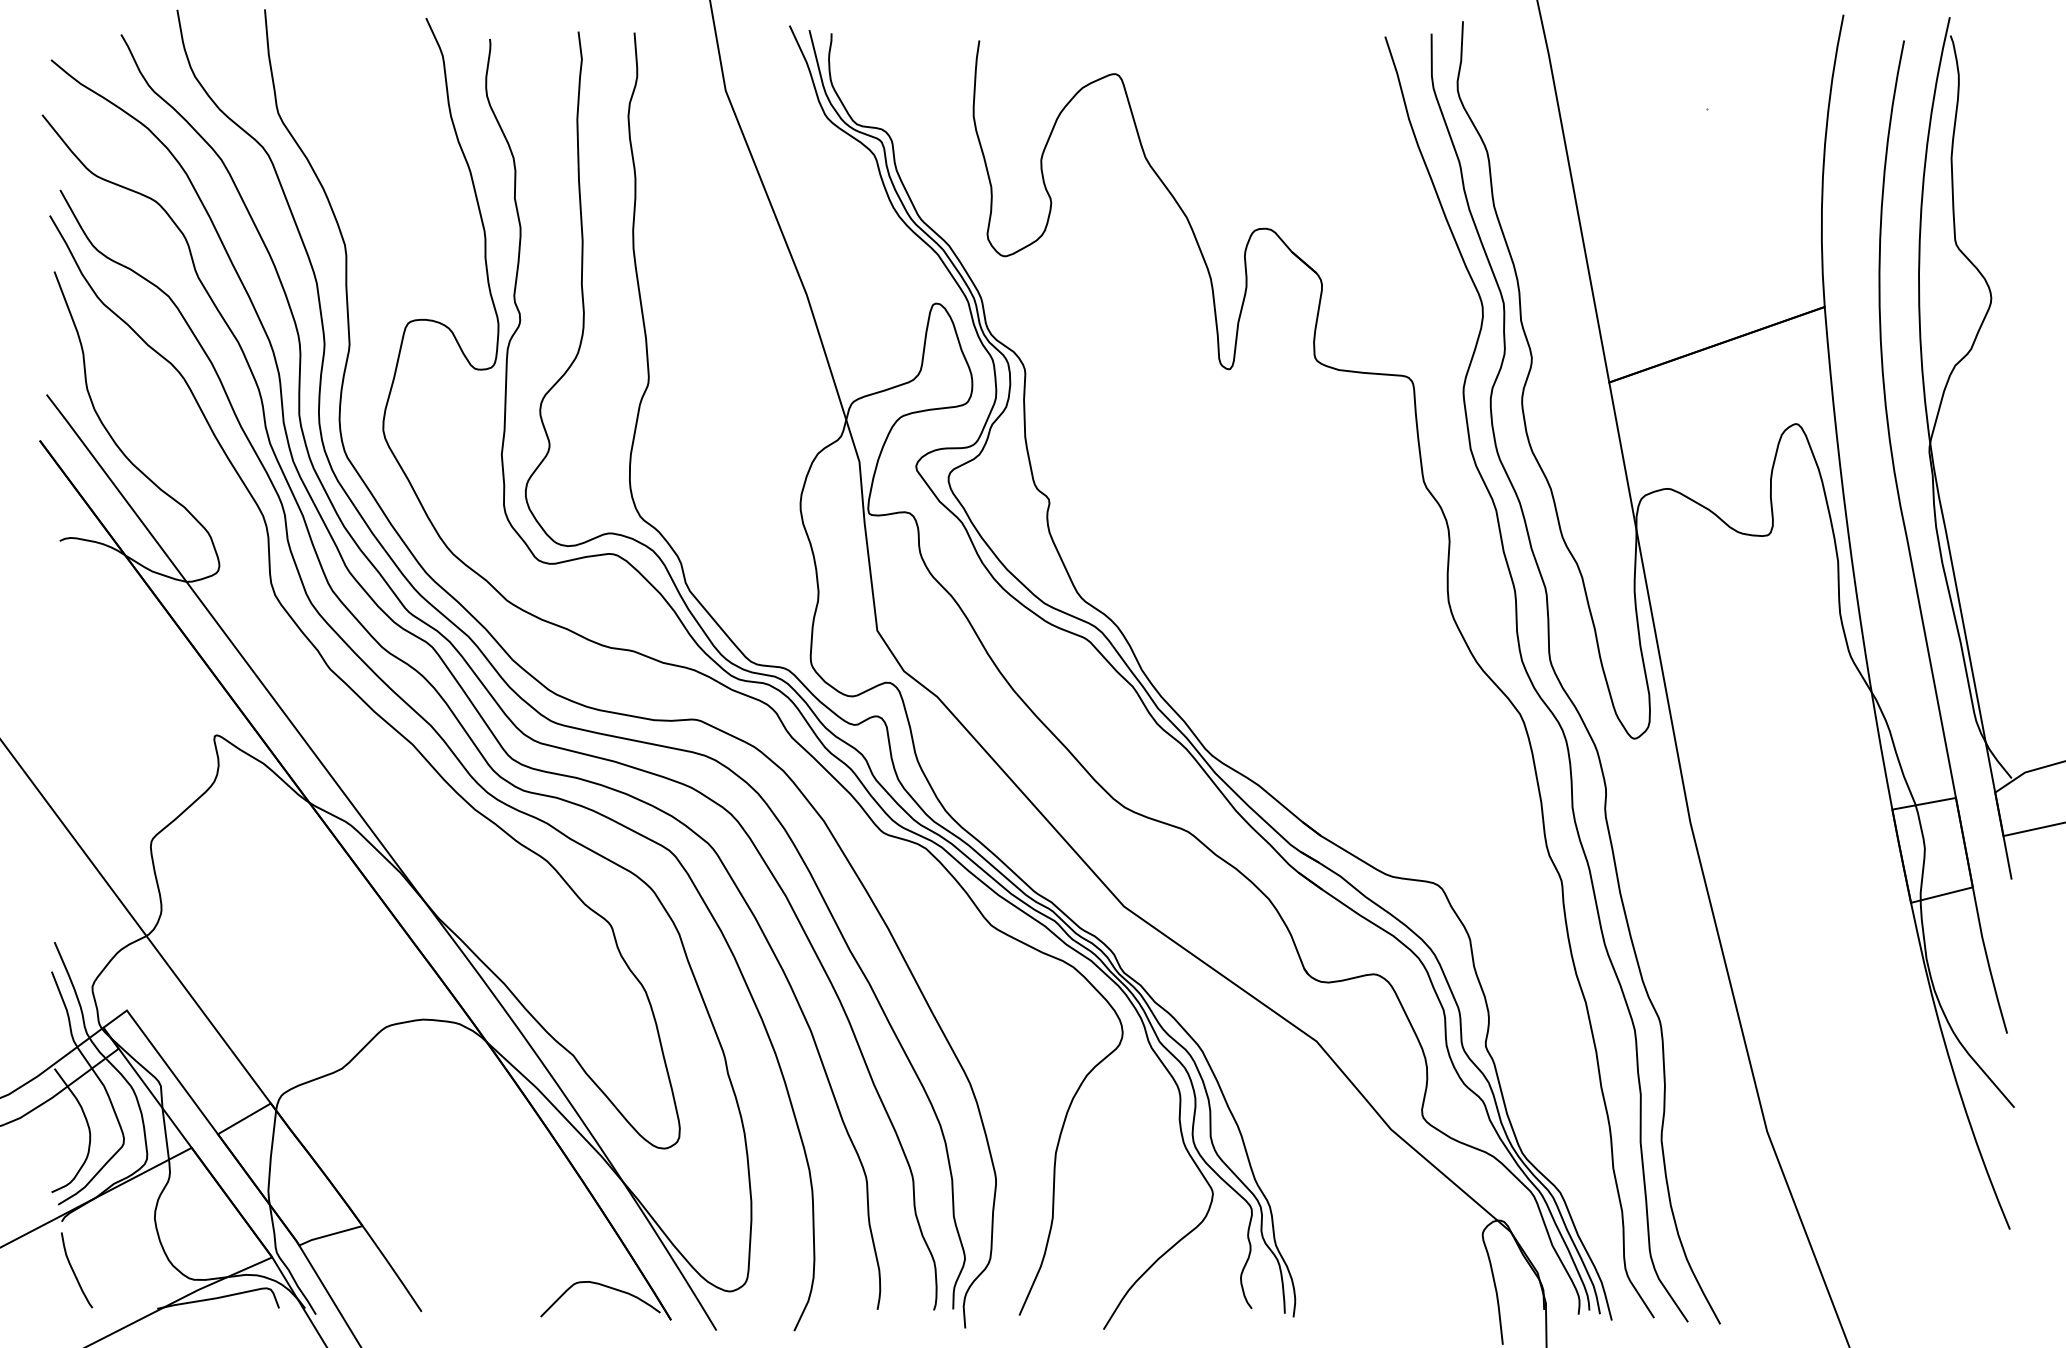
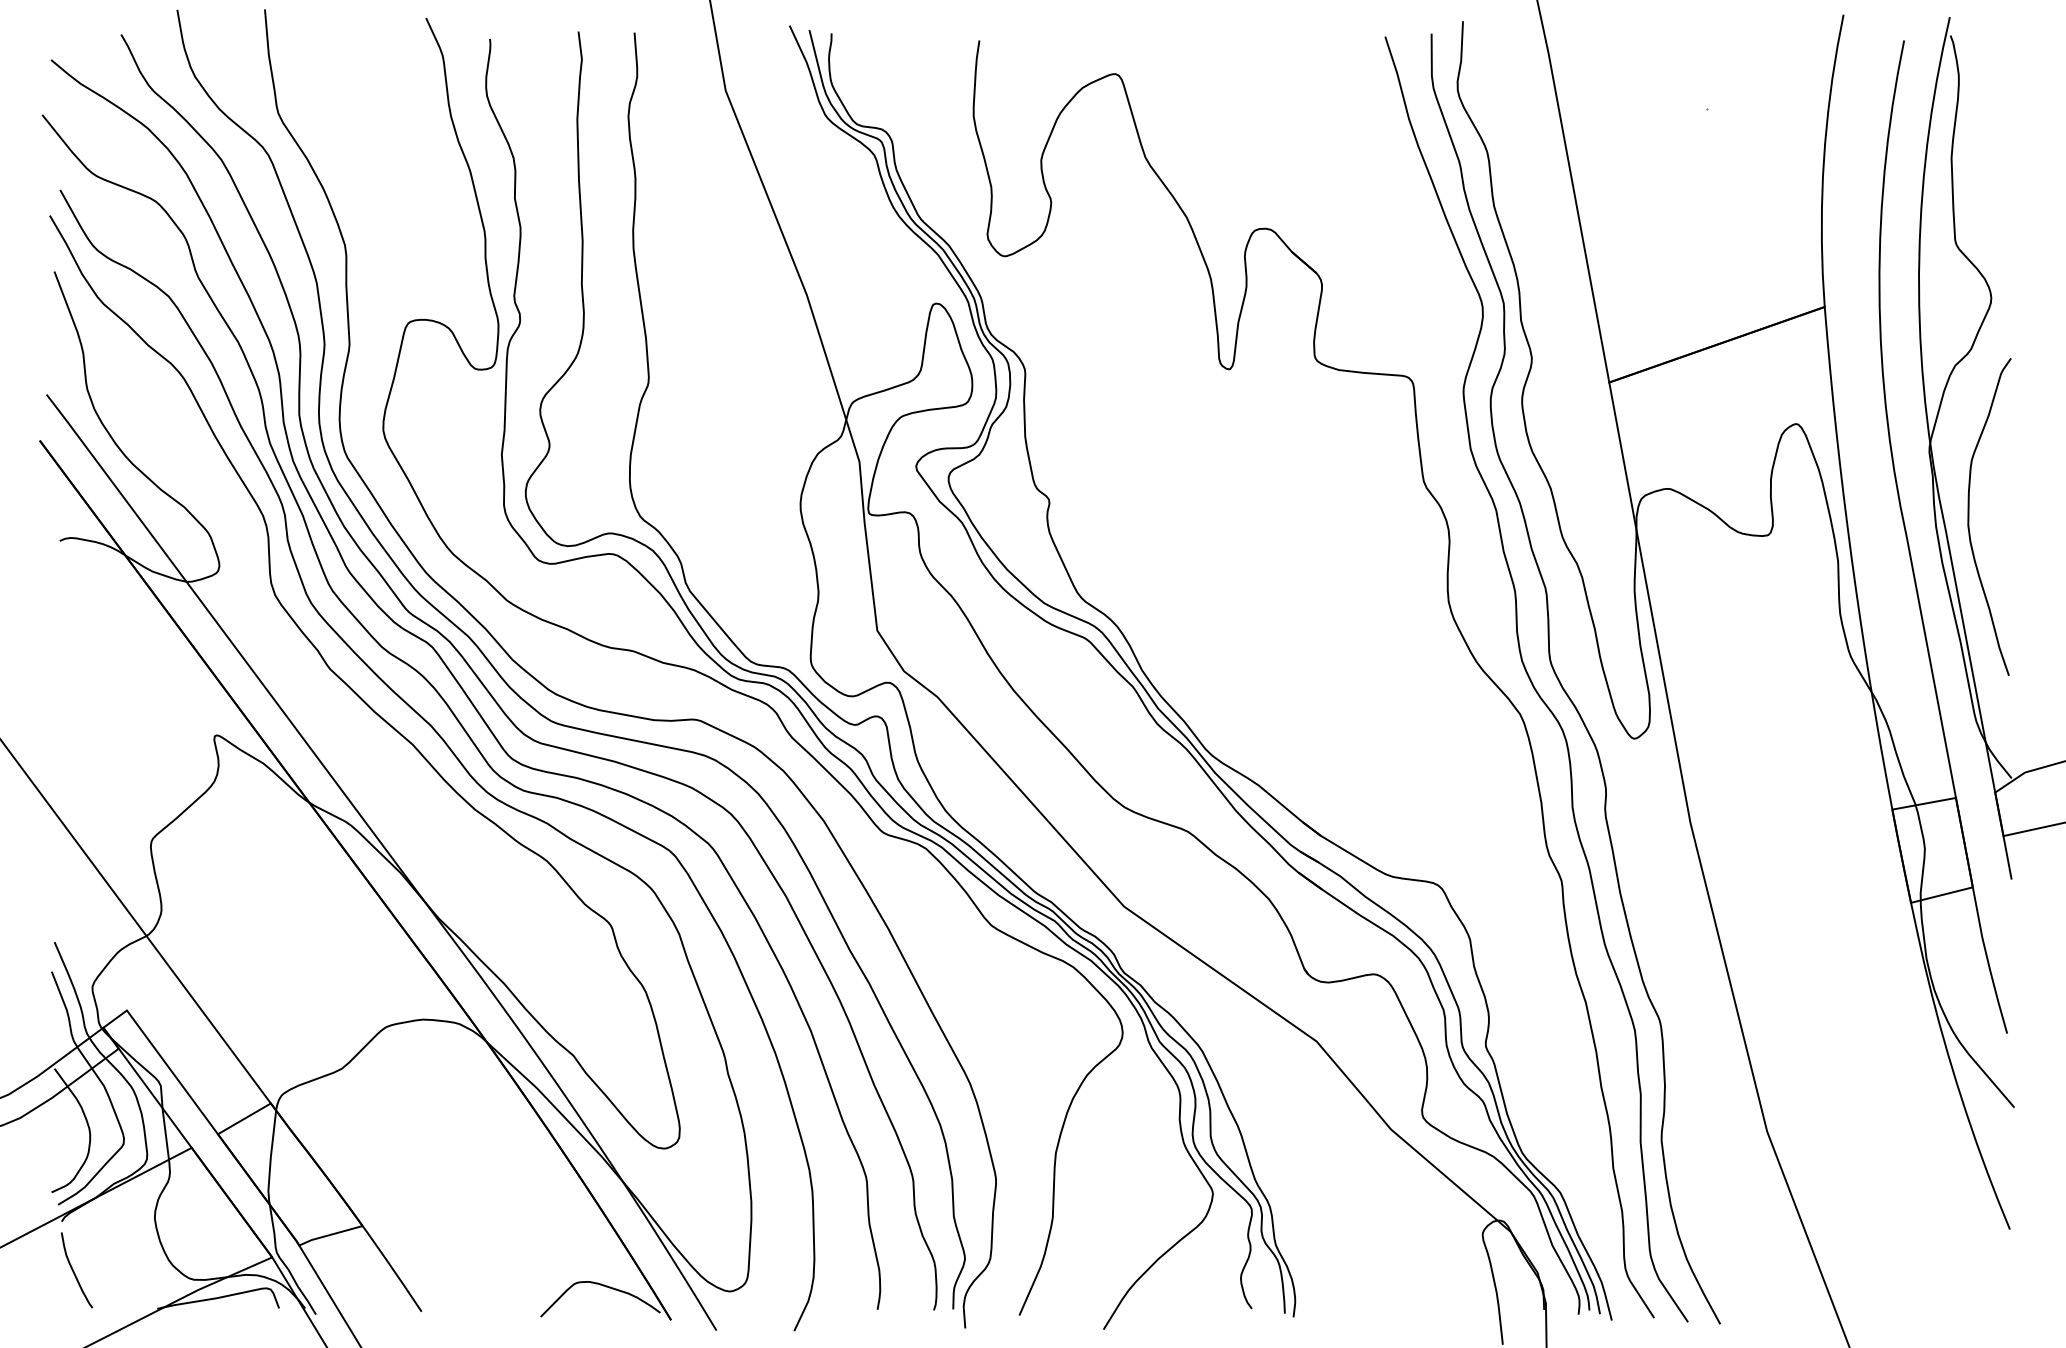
curve: none -> present (1969, 516)
